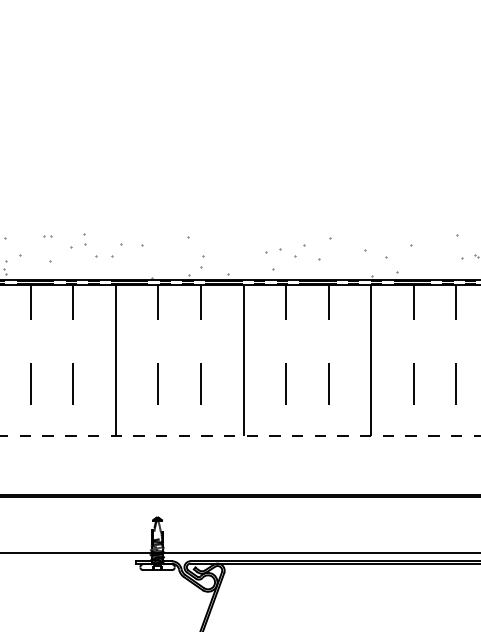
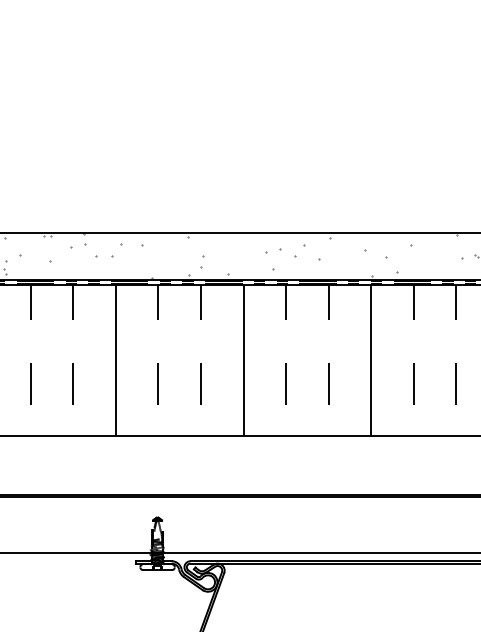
line: none -> present (239, 233)
line: dashed -> solid (240, 436)
